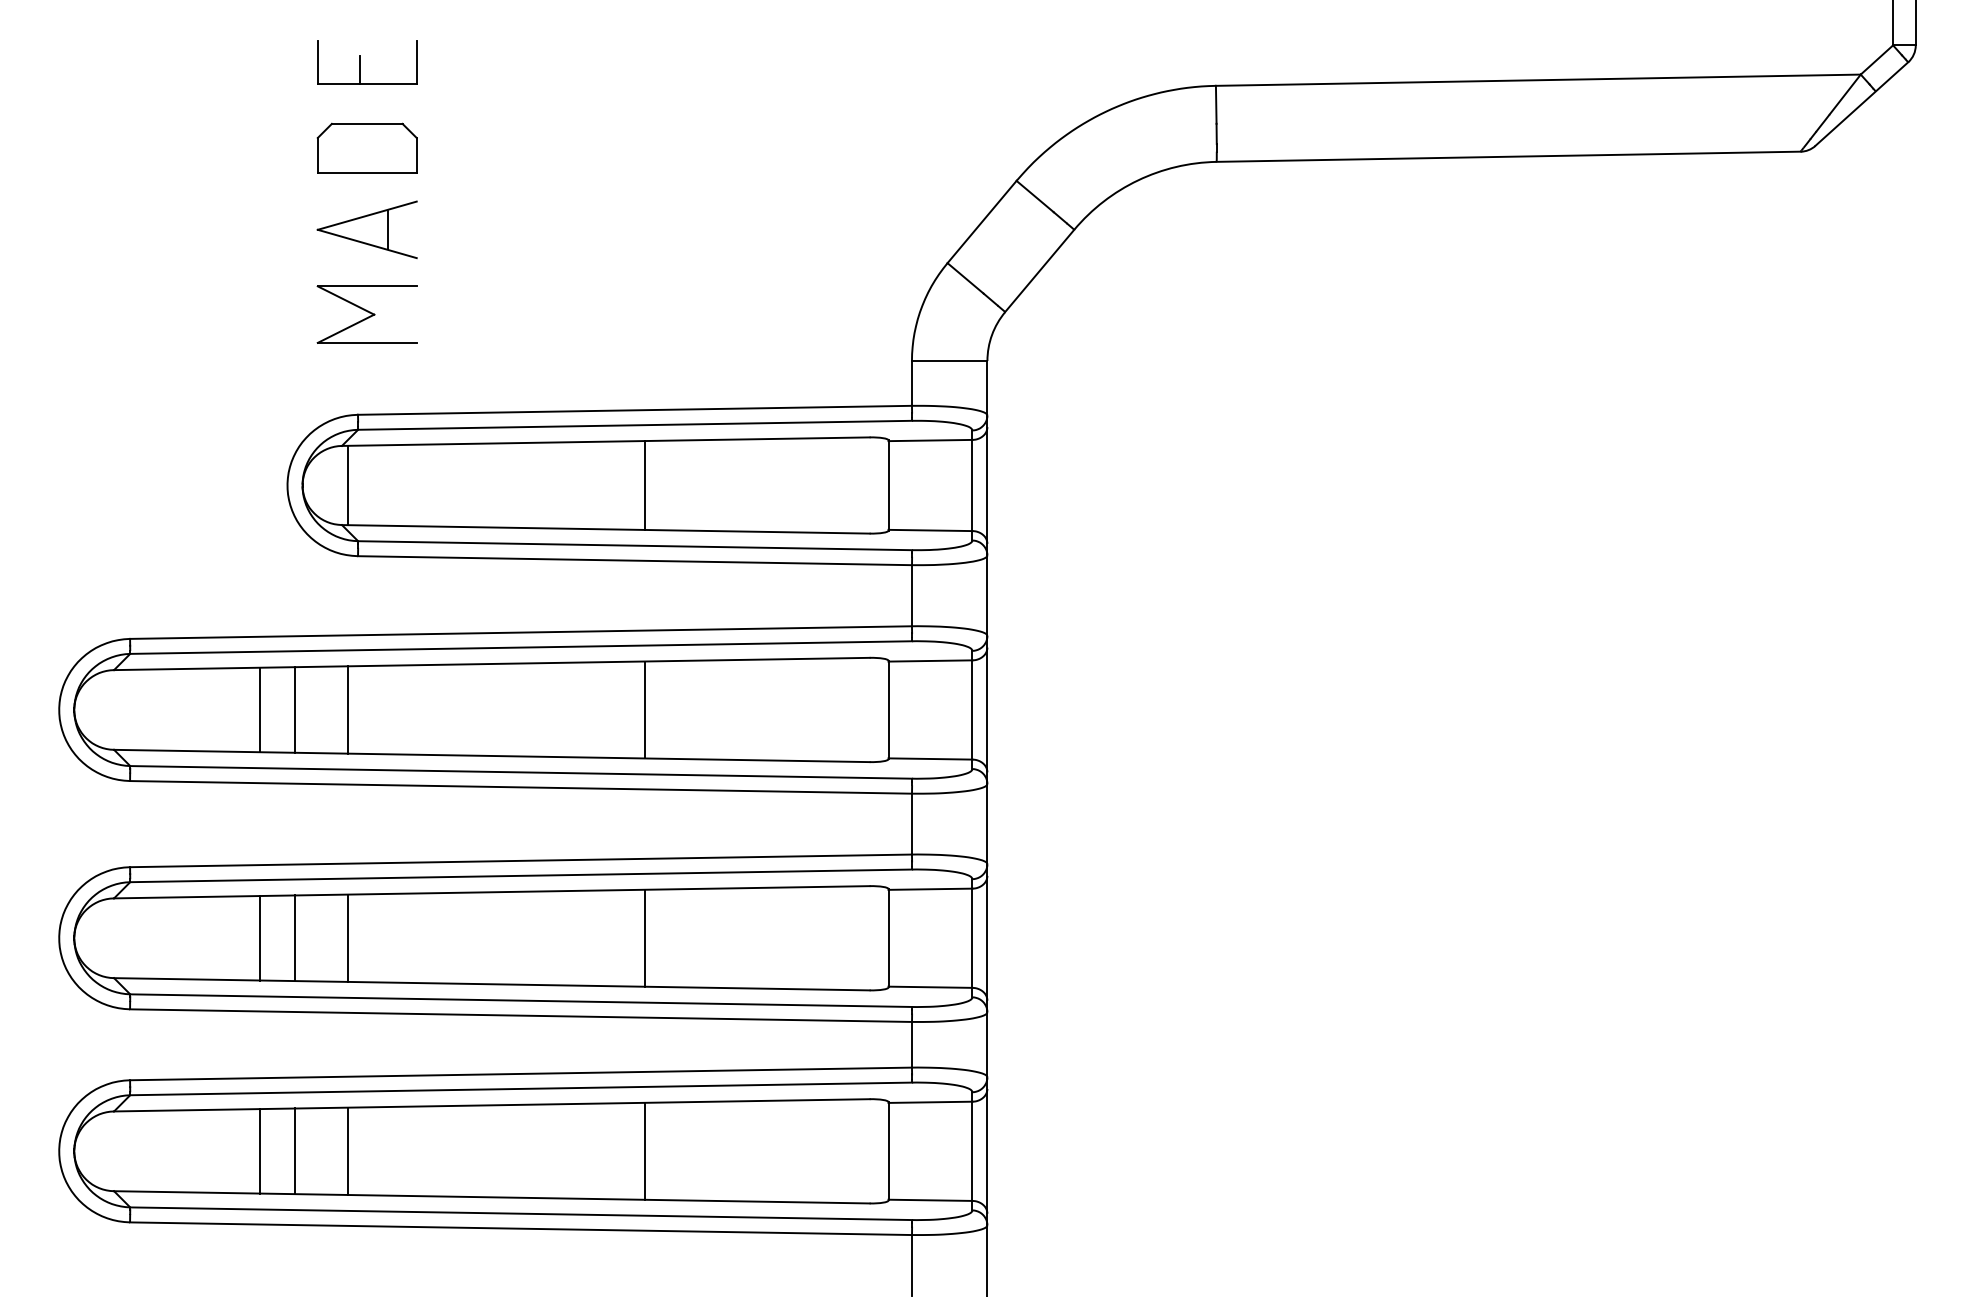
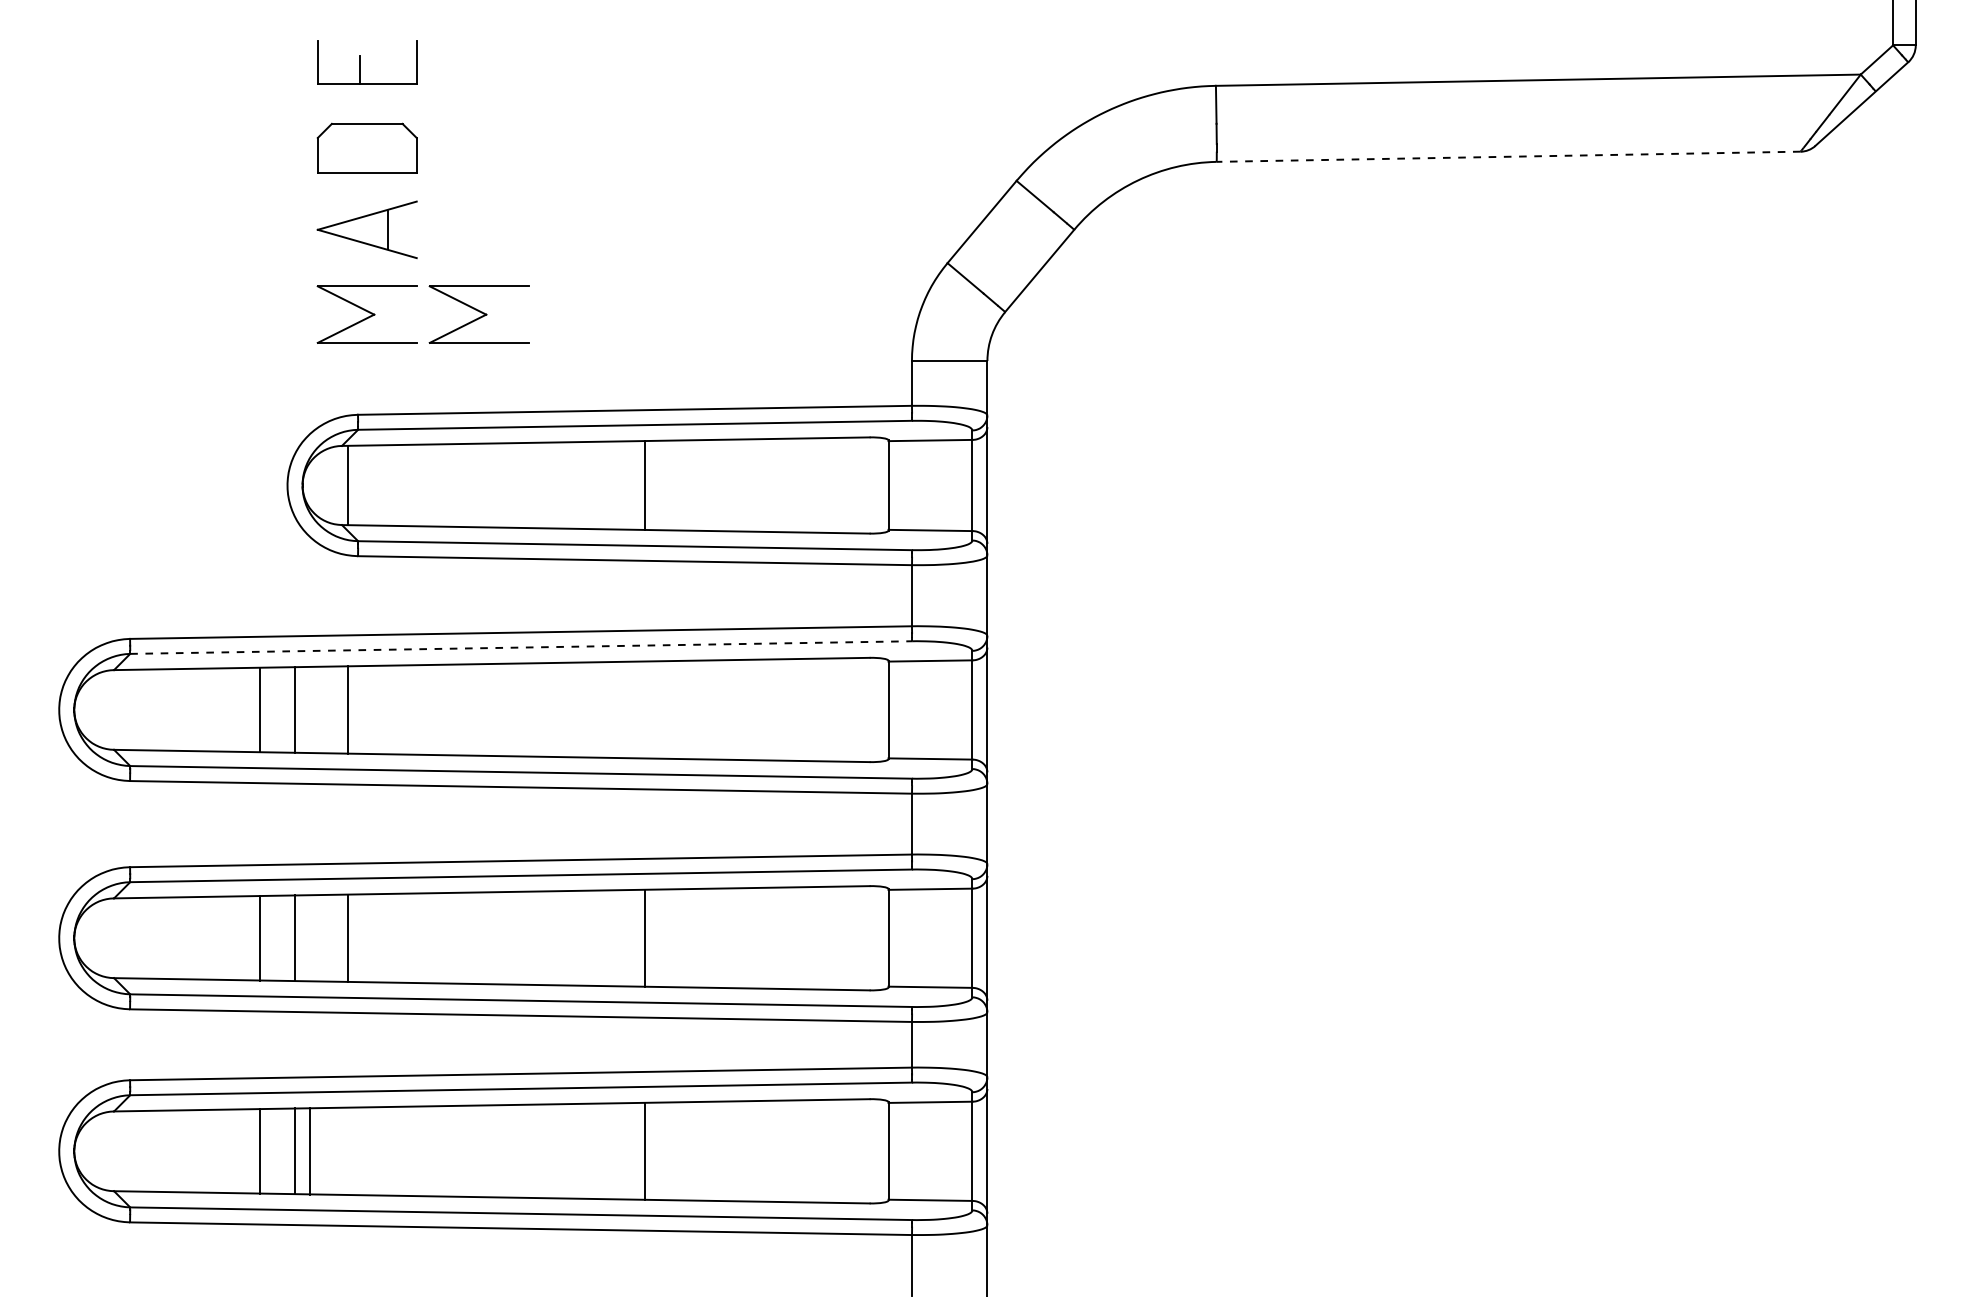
line: solid -> dashed (1508, 156)
part: none -> present (478, 314)
line: solid -> dashed (521, 647)
line: present -> none (645, 709)
line position: (348, 1151) -> (310, 1151) (310, 1151)
